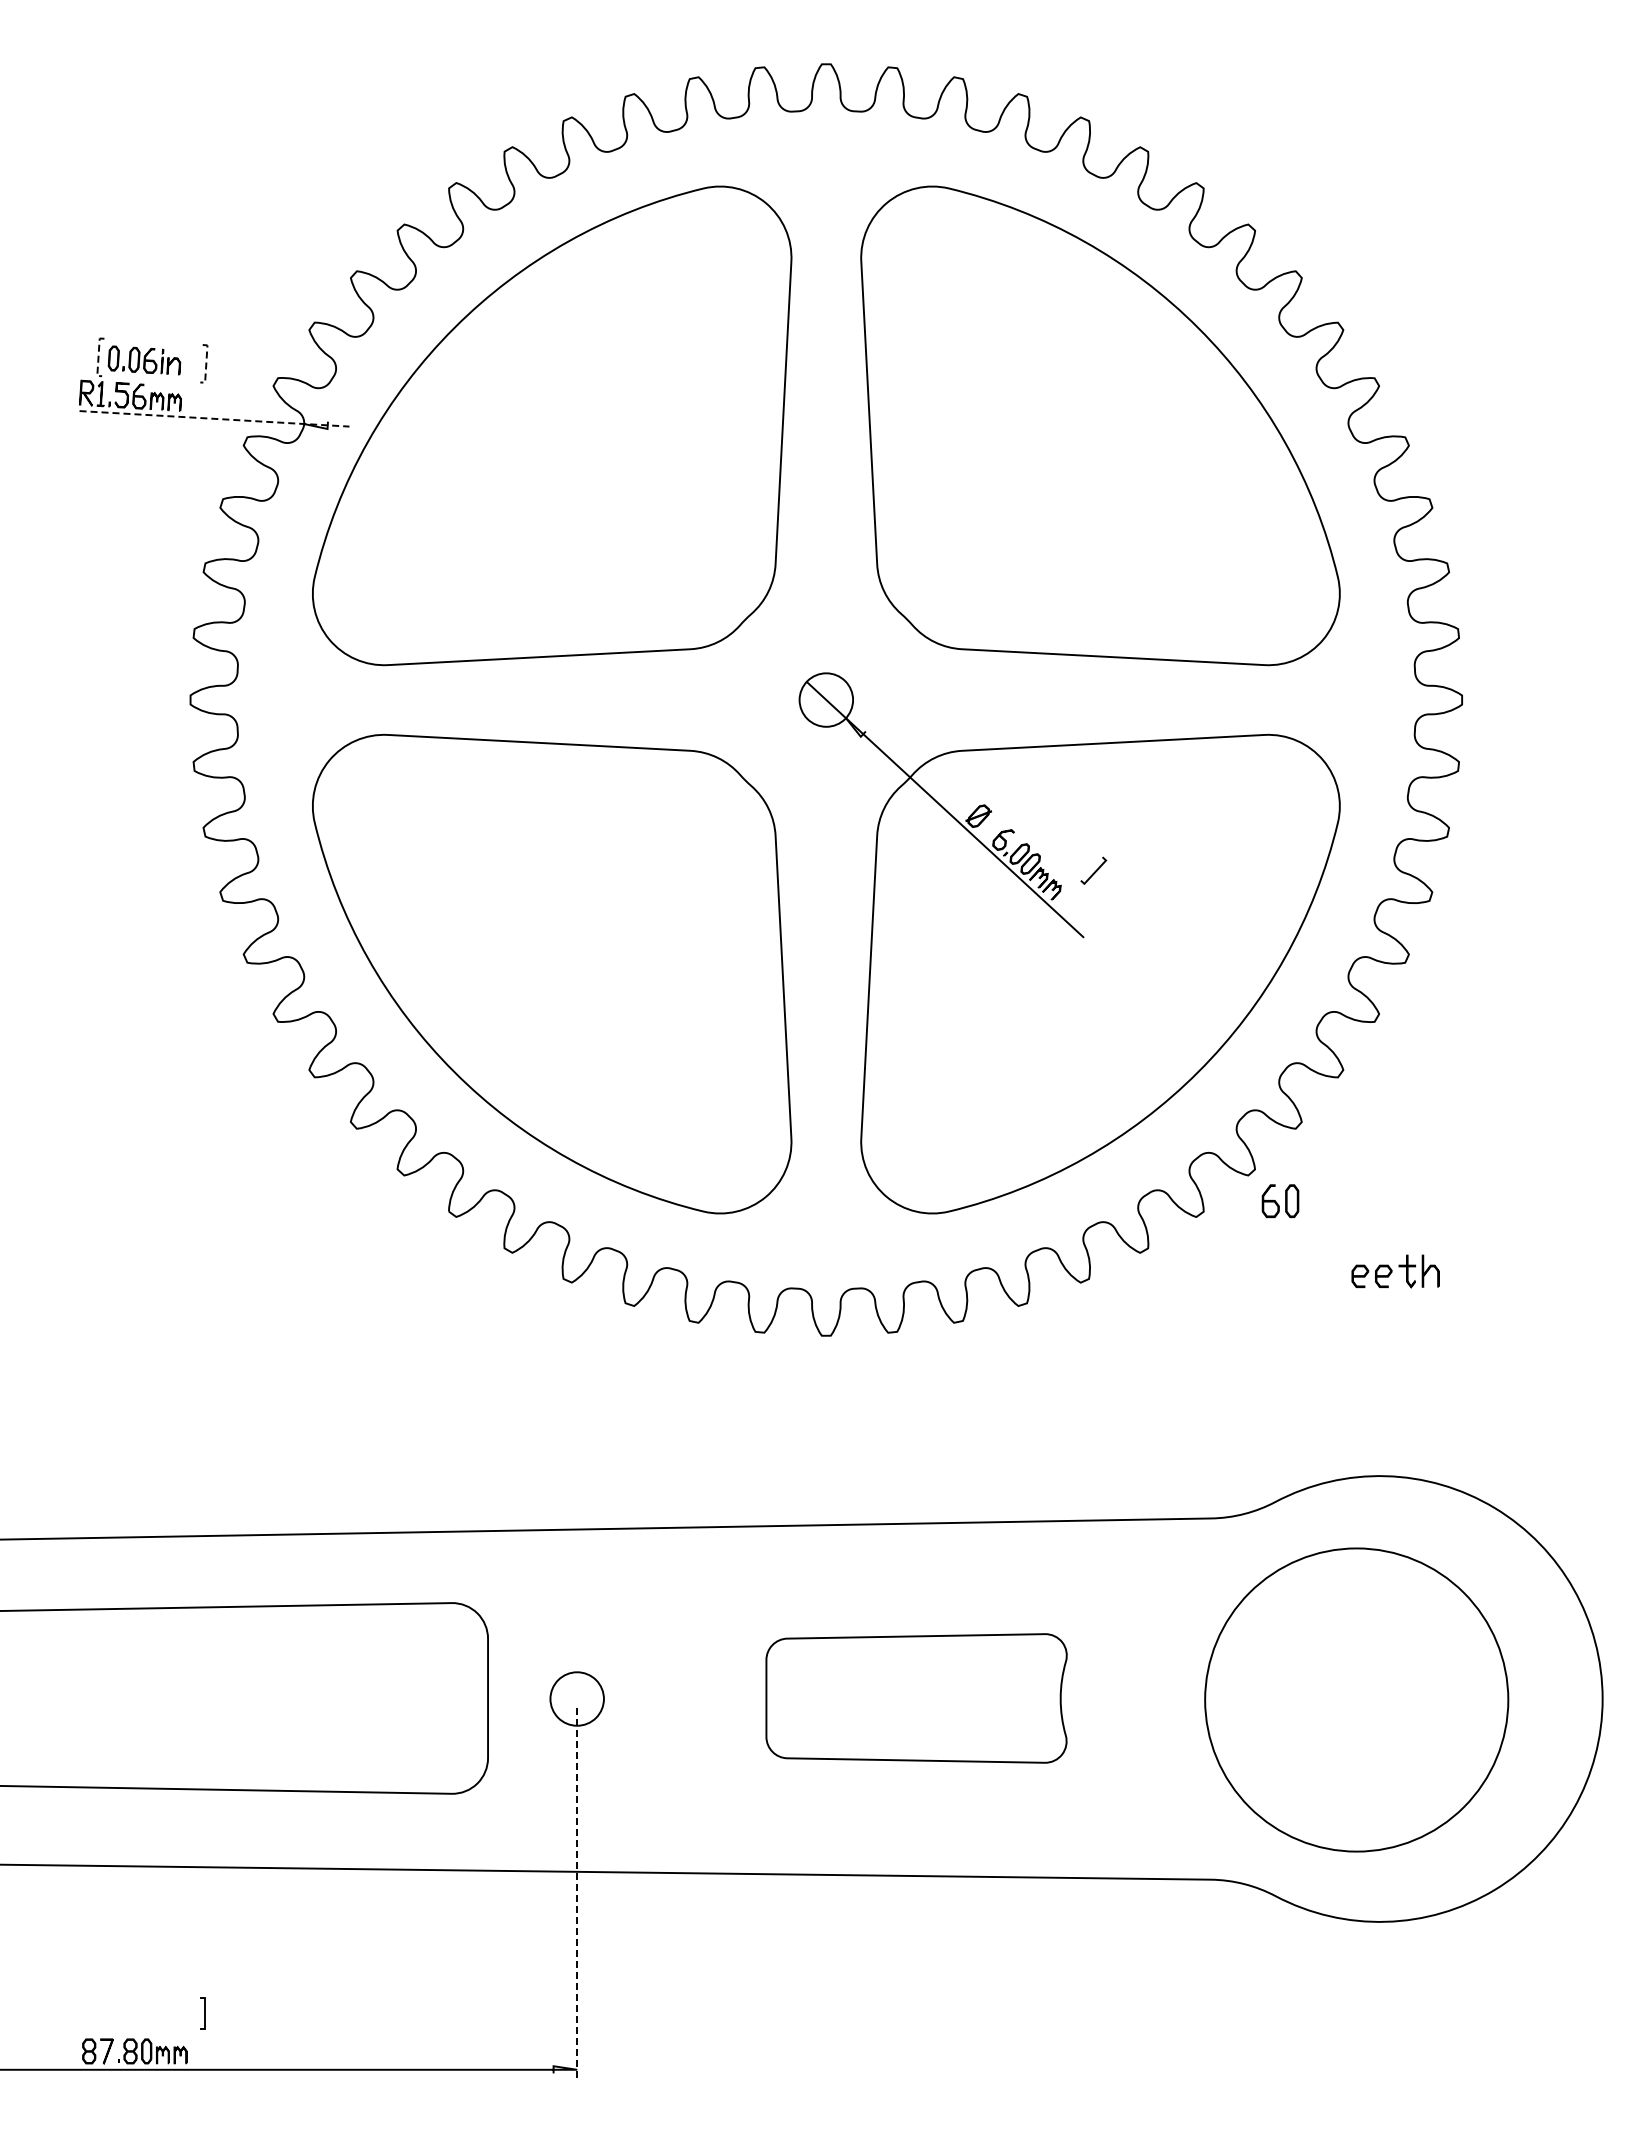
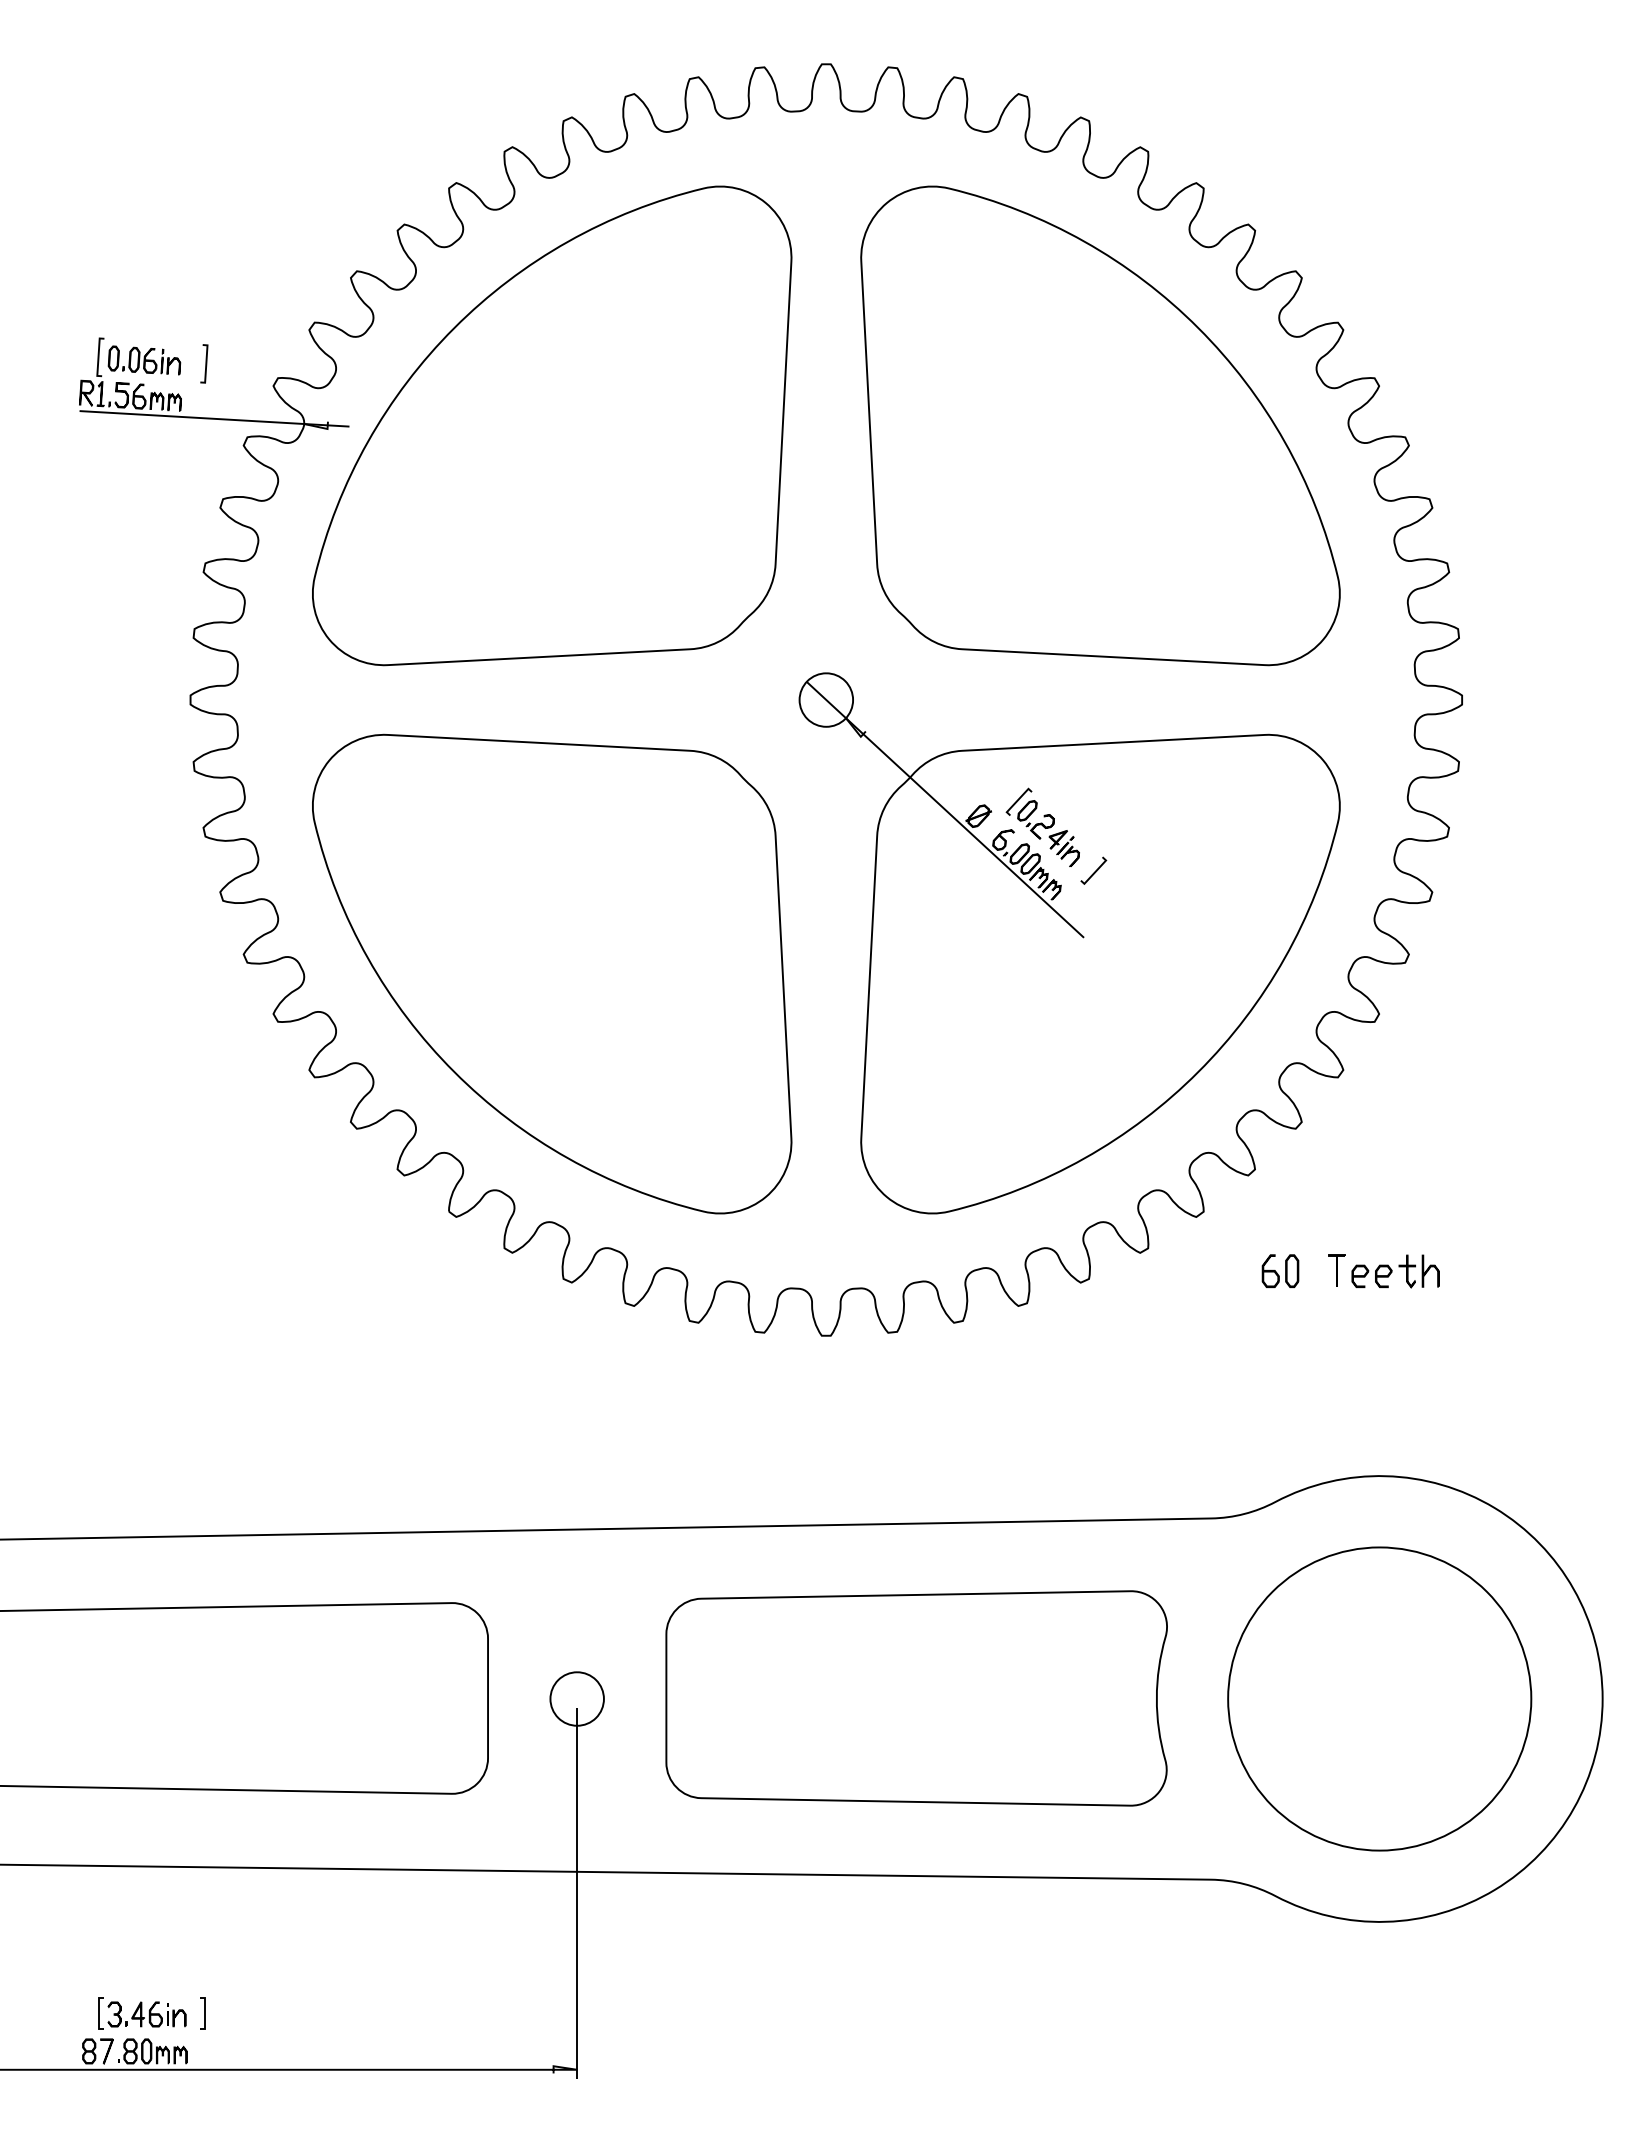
line: dashed -> solid (98, 357)
line: dashed -> solid (206, 364)
line: dashed -> solid (215, 418)
part: none -> present (1042, 826)
part position: (1280, 1200) -> (1280, 1270) (1280, 1270)
part: none -> present (1336, 1270)
part size: 303x131 px -> 503x217 px (916, 1698)
part position: (1356, 1699) -> (1379, 1698) (1379, 1698)
line: dashed -> solid (577, 1893)
part: none -> present (142, 2013)
